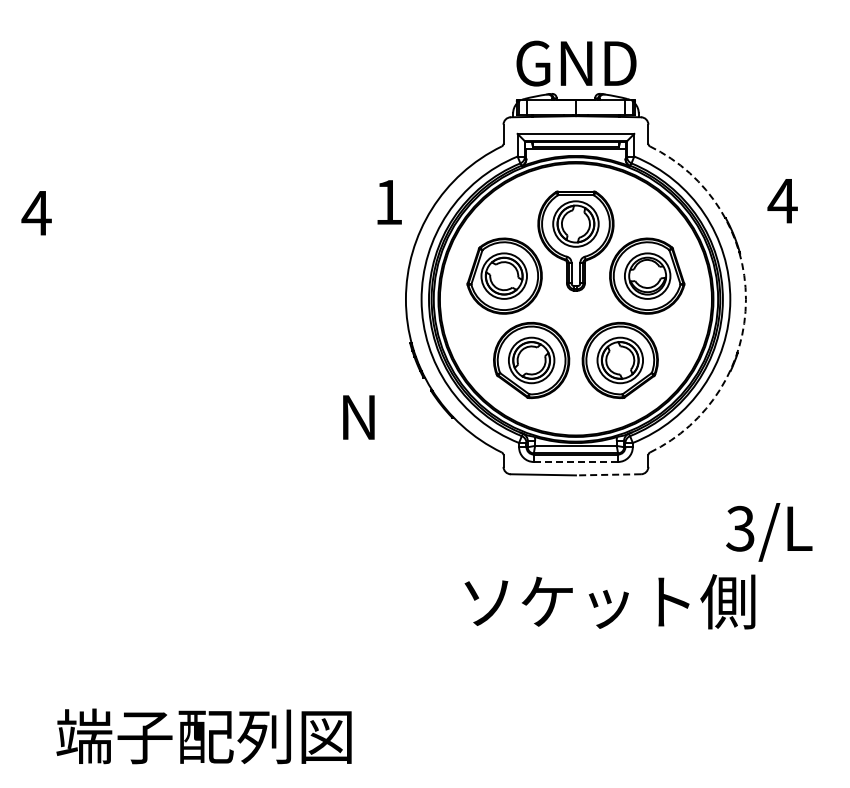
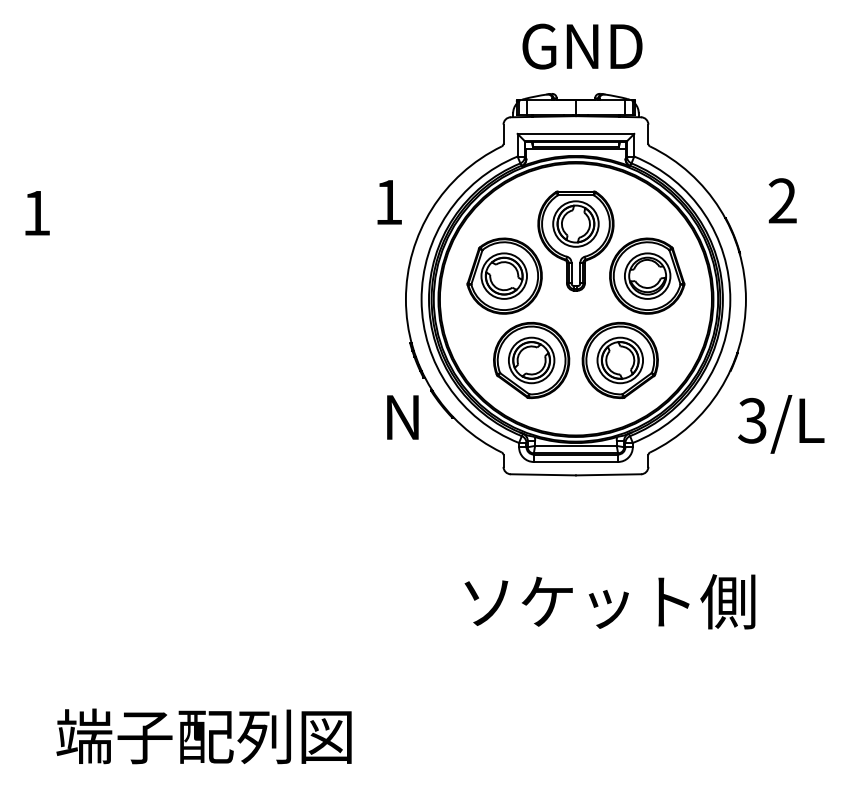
text position: (576, 63) -> (582, 46) (582, 46)
text: 4 -> 2 (782, 200)
text: 4 -> 1 (36, 213)
arc: dashed -> solid (745, 299)
text position: (358, 417) -> (402, 417) (402, 417)
line: dashed -> solid (575, 461)
line: dashed -> solid (608, 474)
text position: (769, 532) -> (781, 424) (781, 424)
